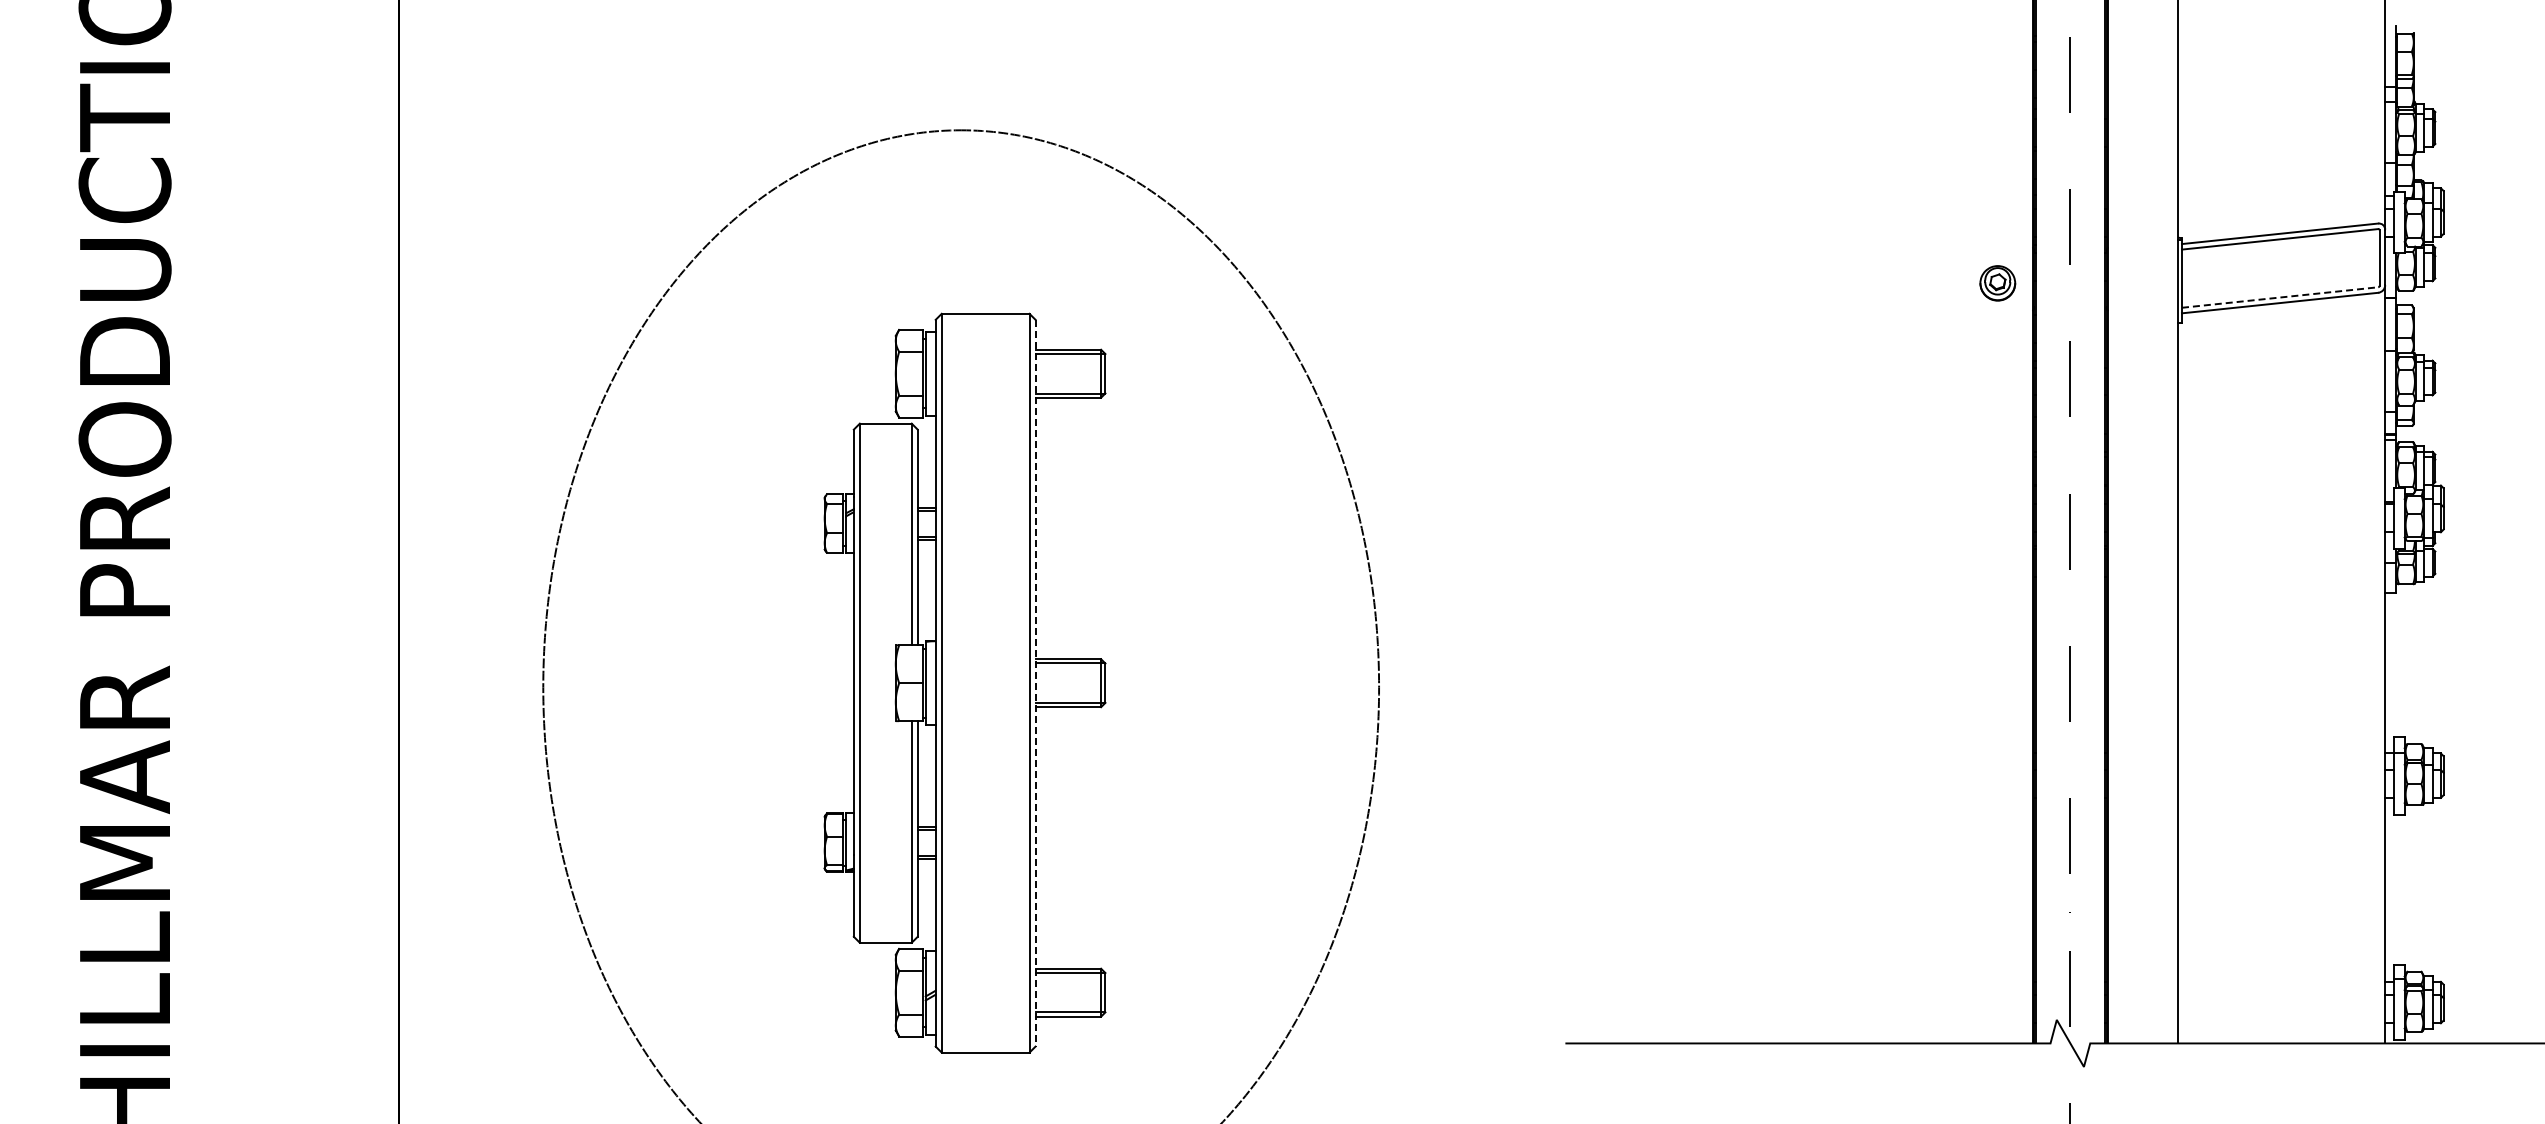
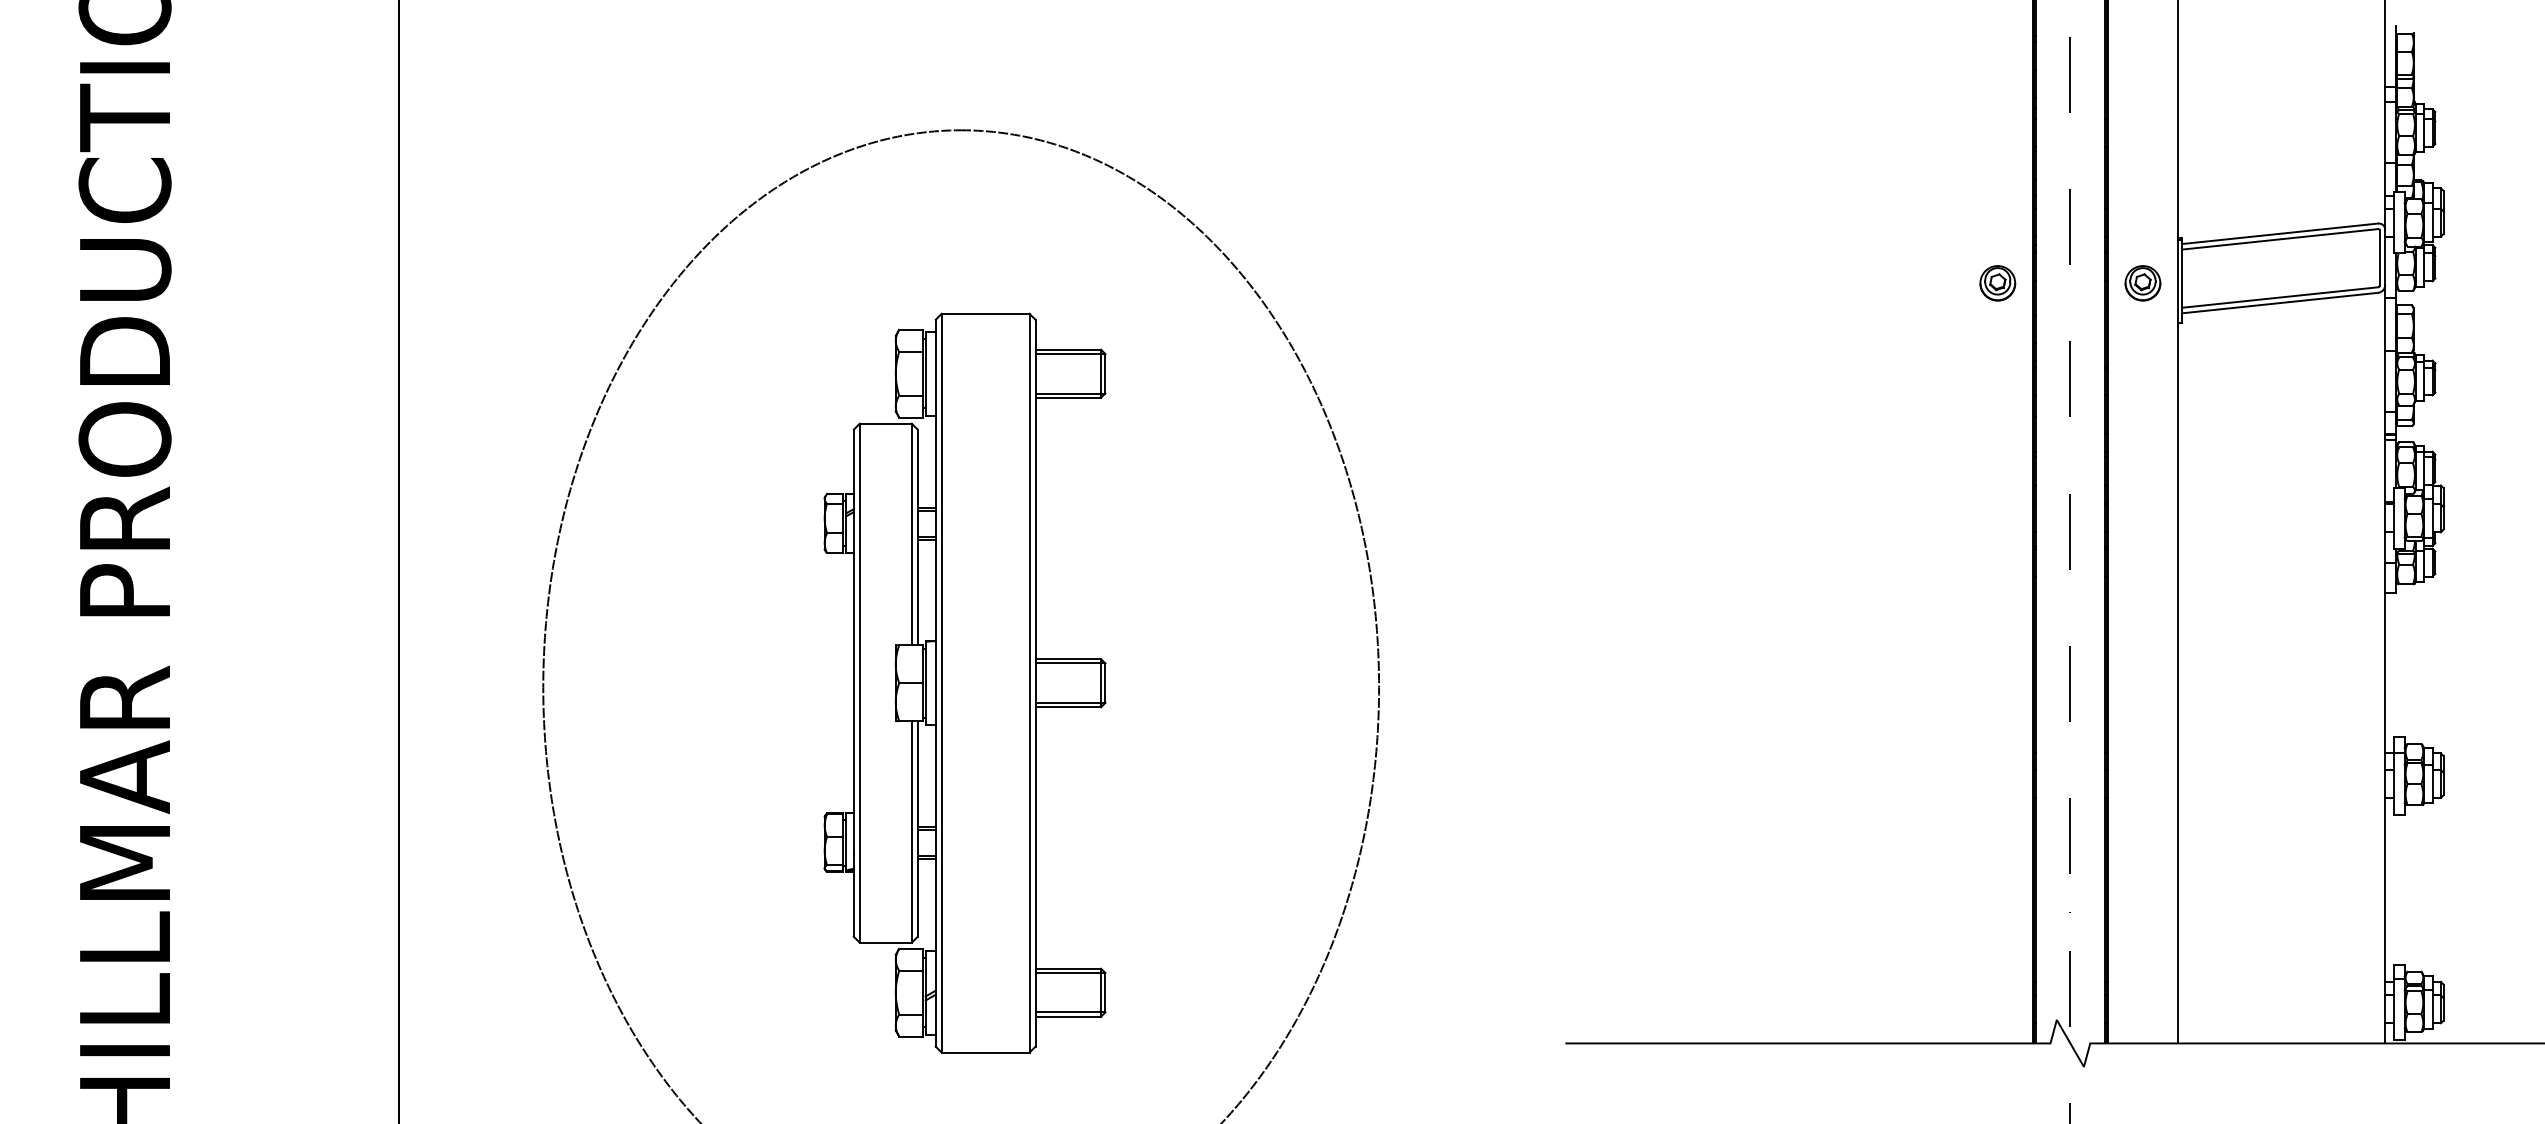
part: none -> present (2142, 283)
line: dashed -> solid (2280, 297)
line: dashed -> solid (1035, 683)
